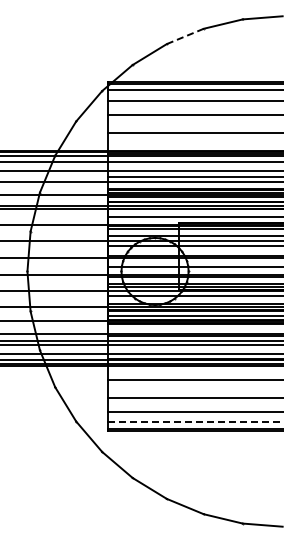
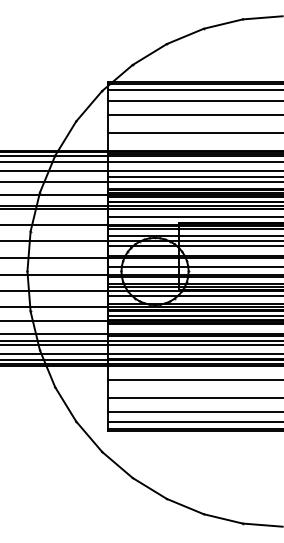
line: dashed -> solid (185, 36)
line: dashed -> solid (195, 422)
